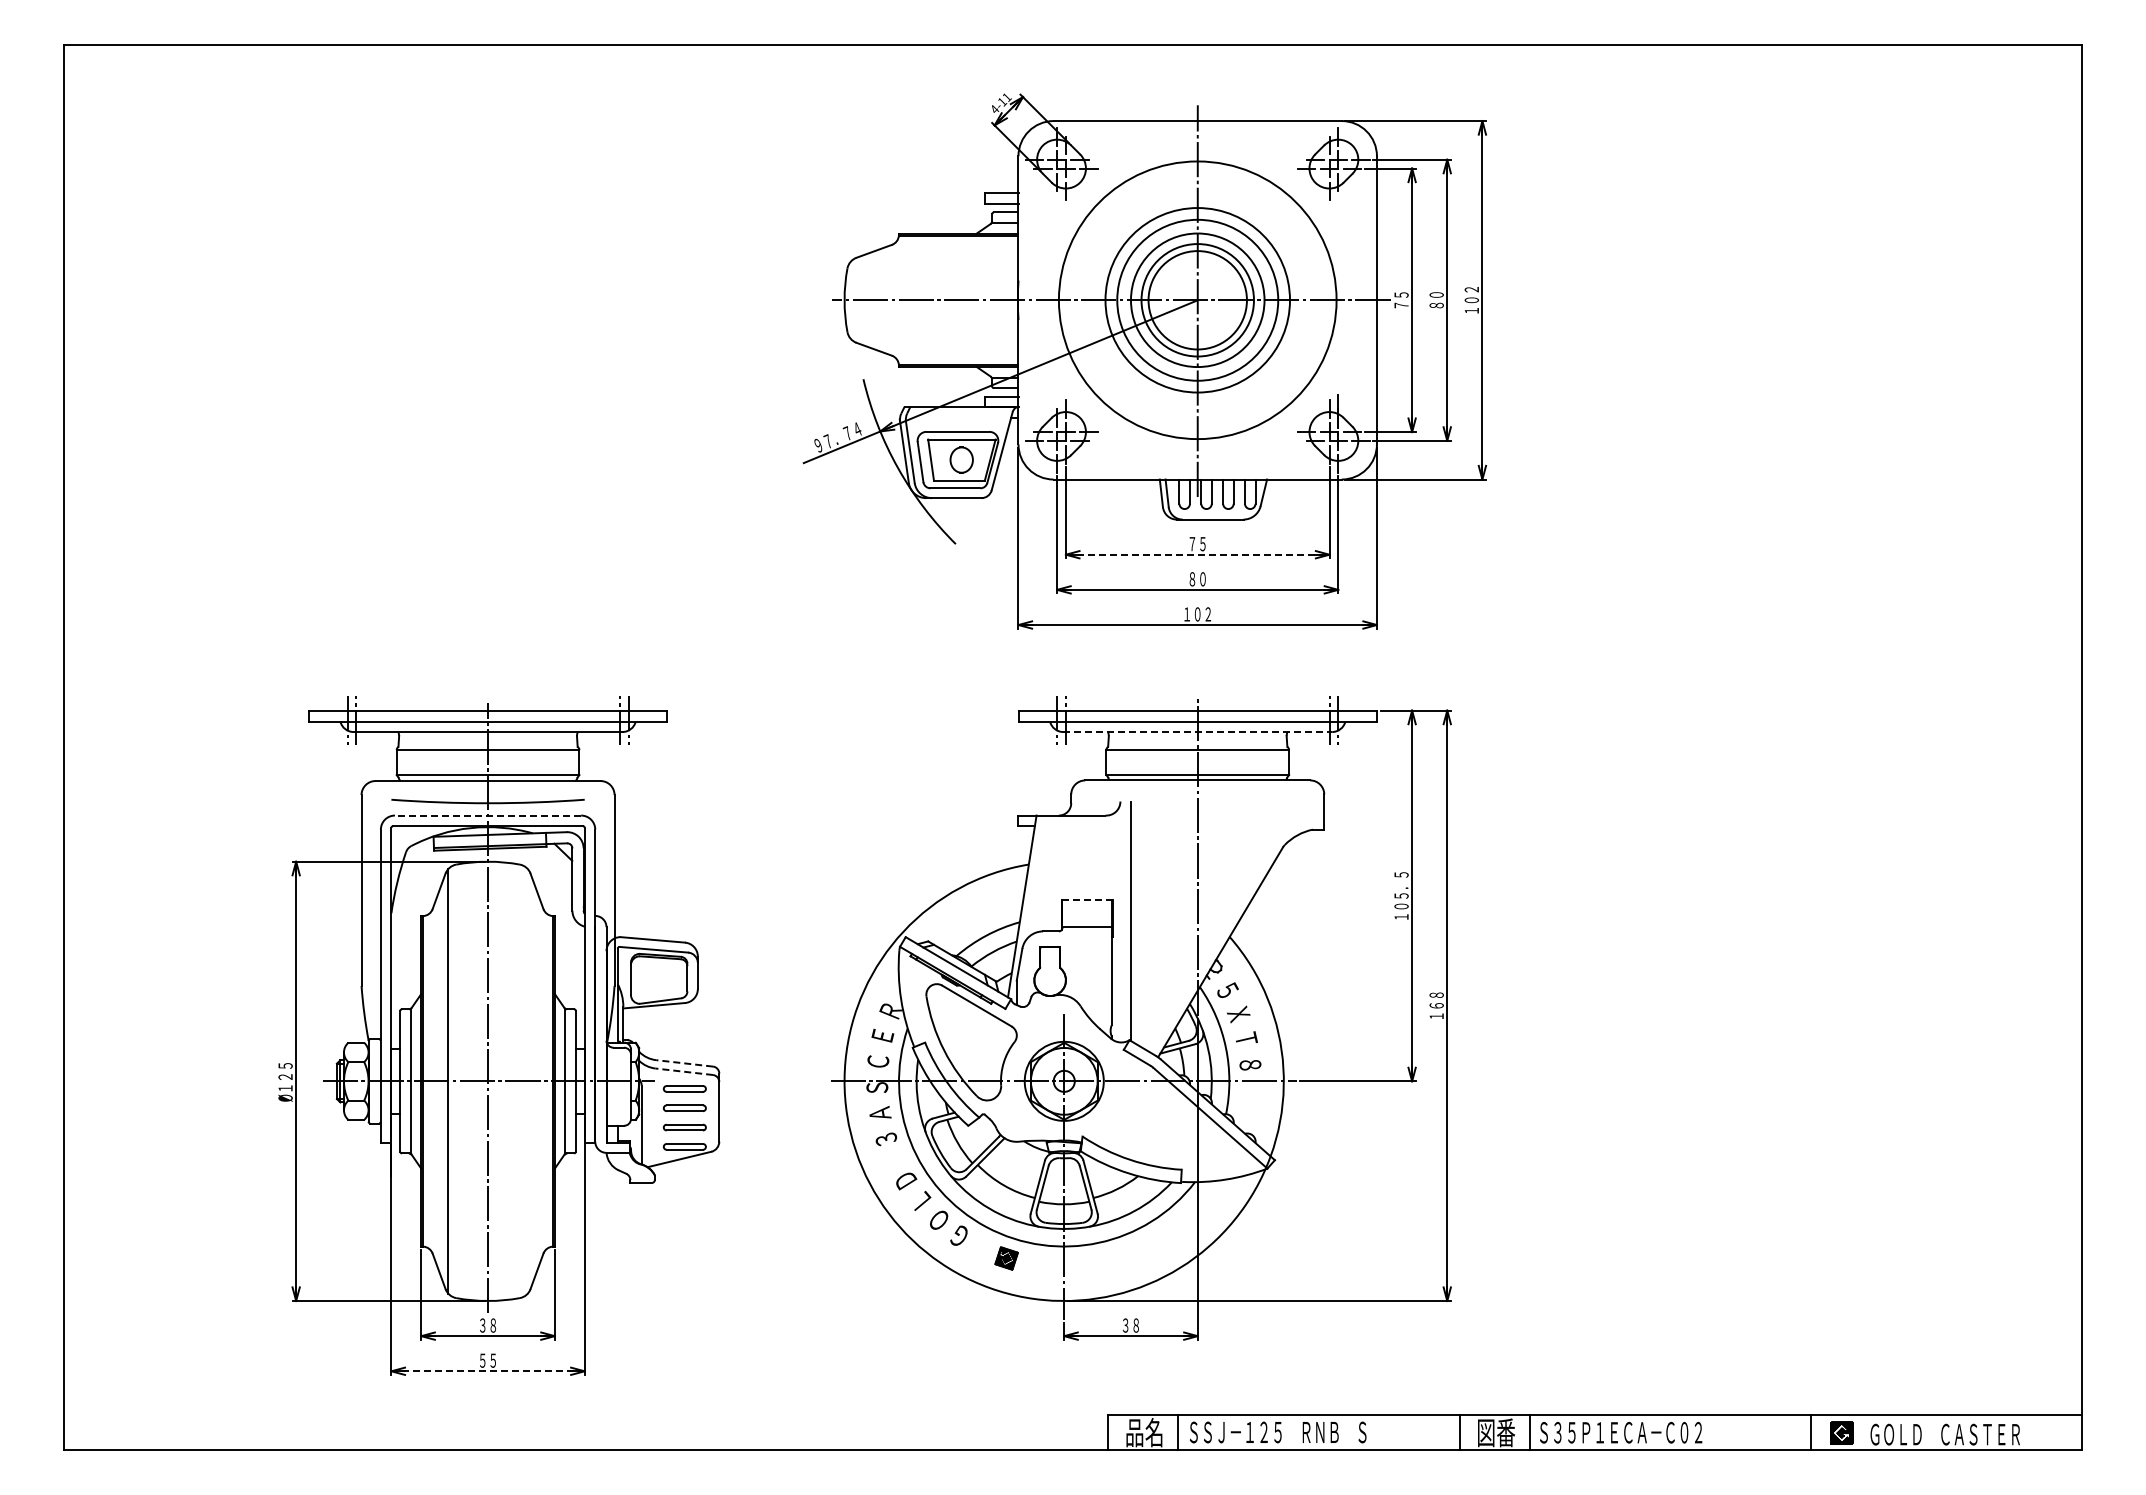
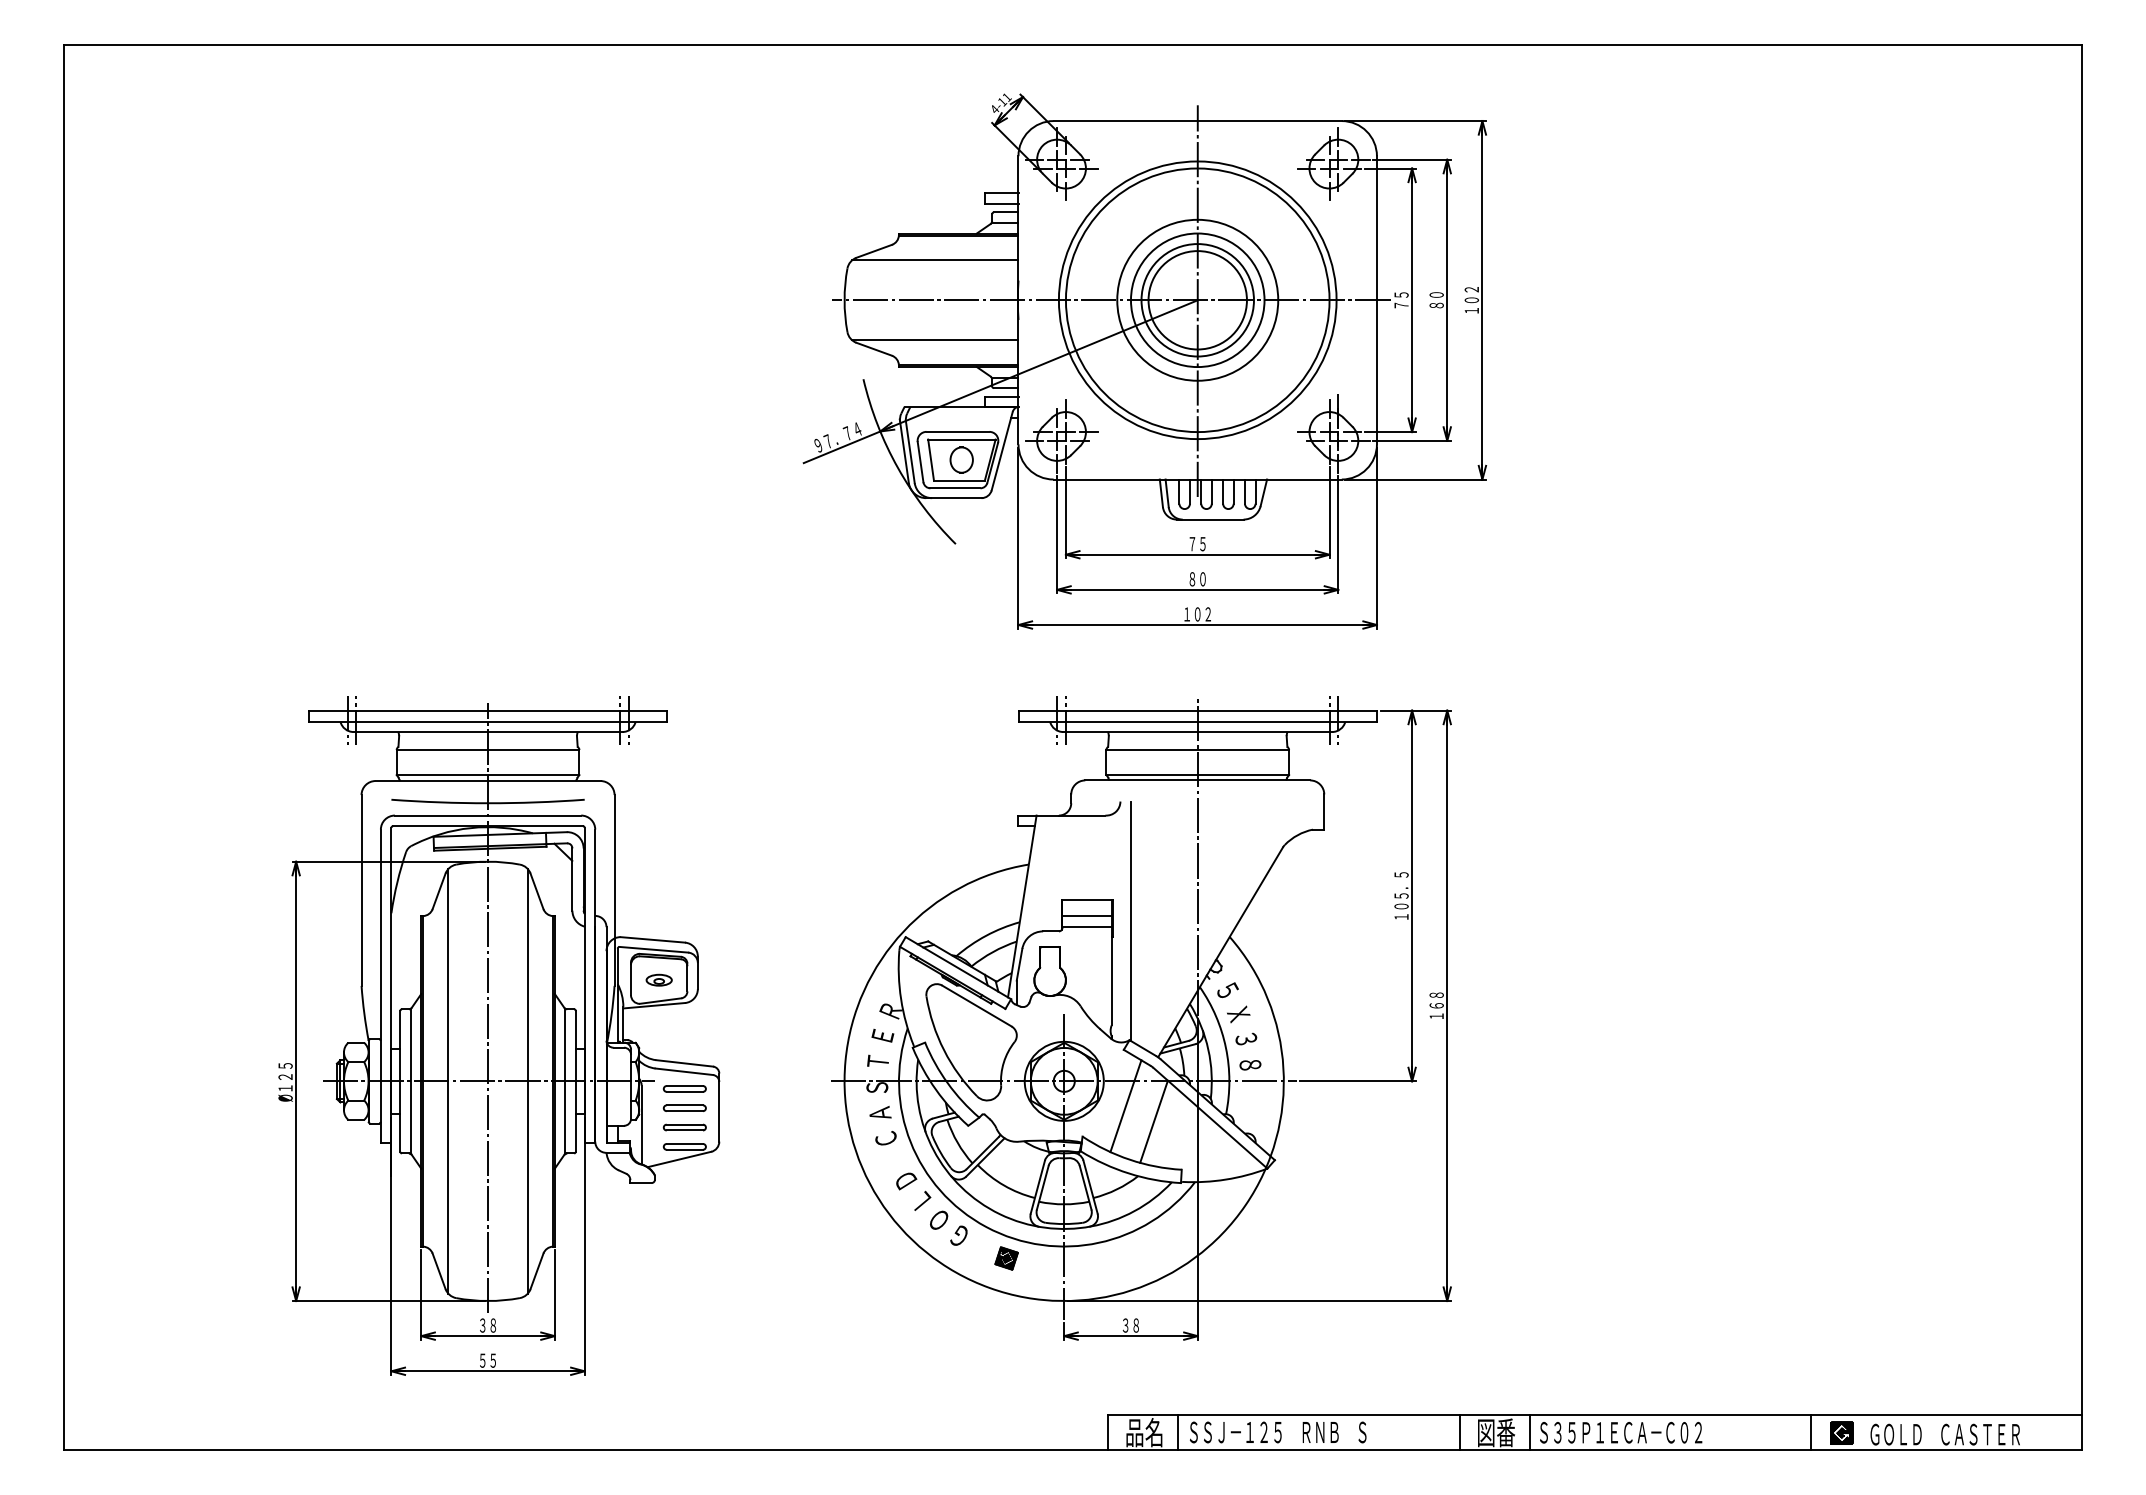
line: none -> present (934, 260)
circle diameter: 185 px -> 264 px (1197, 300)
line: none -> present (934, 340)
line: dashed -> solid (1197, 554)
line: dashed -> solid (1198, 732)
line: dashed -> solid (487, 815)
line: dashed -> solid (1086, 900)
line: none -> present (1086, 915)
part: none -> present (658, 979)
text: Ｔ -> ３ (1246, 1038)
text: Ｃ -> Ｔ (878, 1060)
line: dashed -> solid (684, 1063)
line: dashed -> solid (684, 1071)
line: none -> present (527, 1081)
line: none -> present (1125, 1106)
line: none -> present (1153, 1121)
text: ３ -> Ｃ (886, 1138)
line: dashed -> solid (488, 1371)
